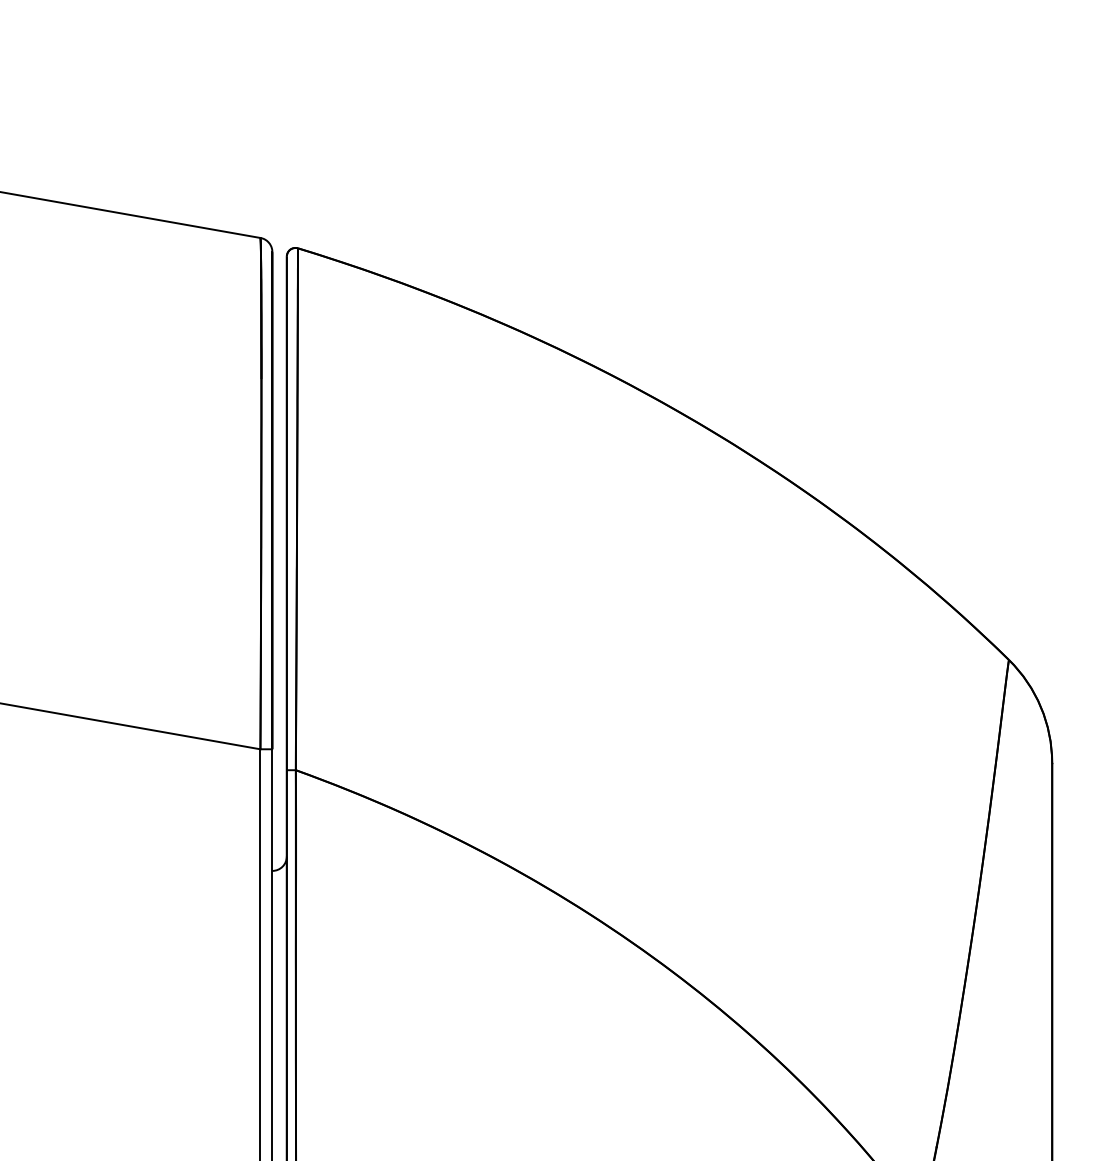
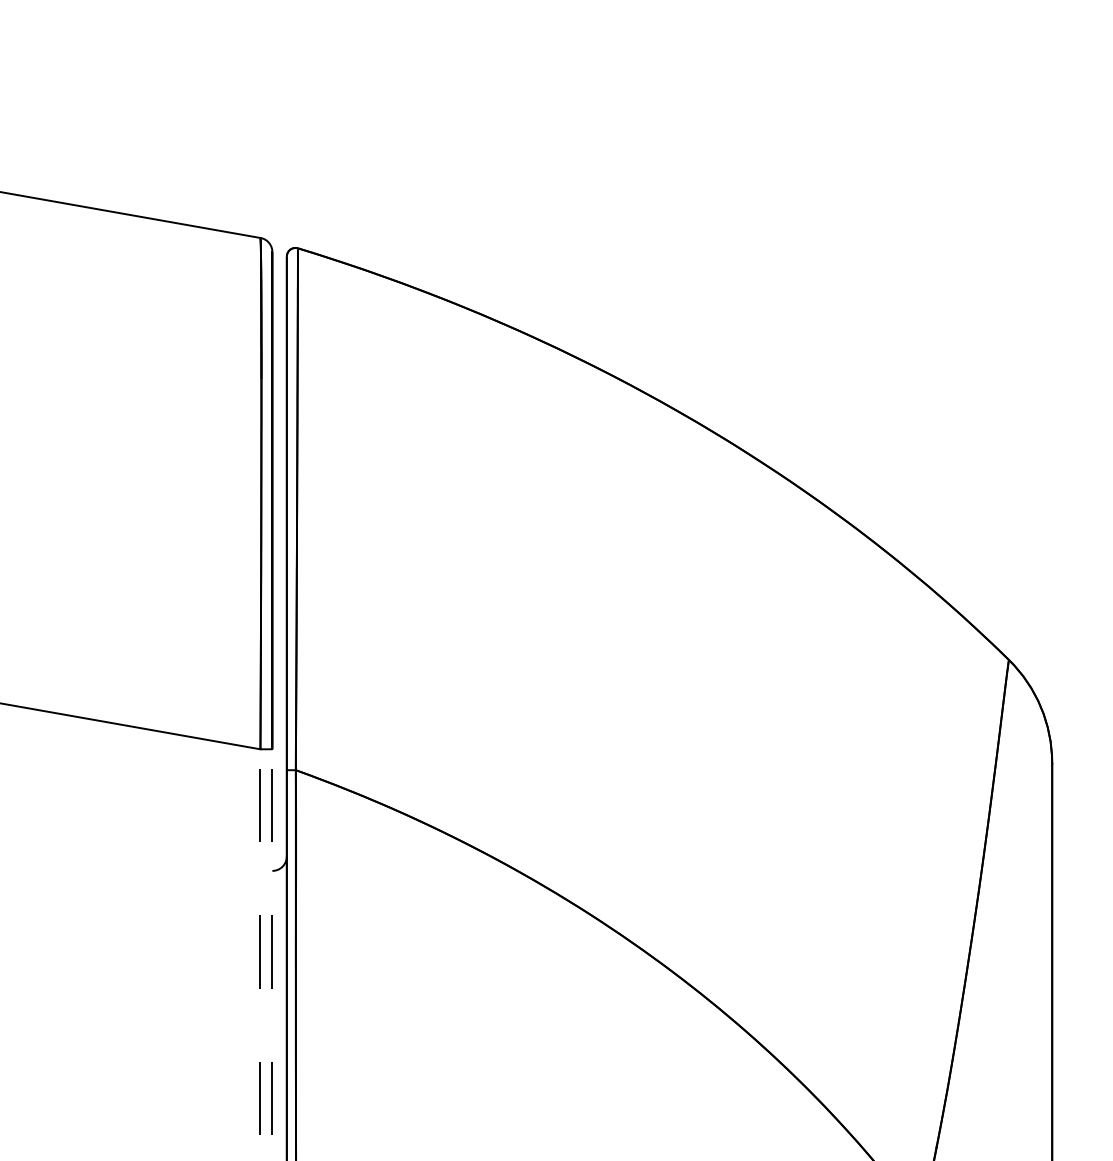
line: solid -> dashed (260, 954)
line: solid -> dashed (272, 954)
